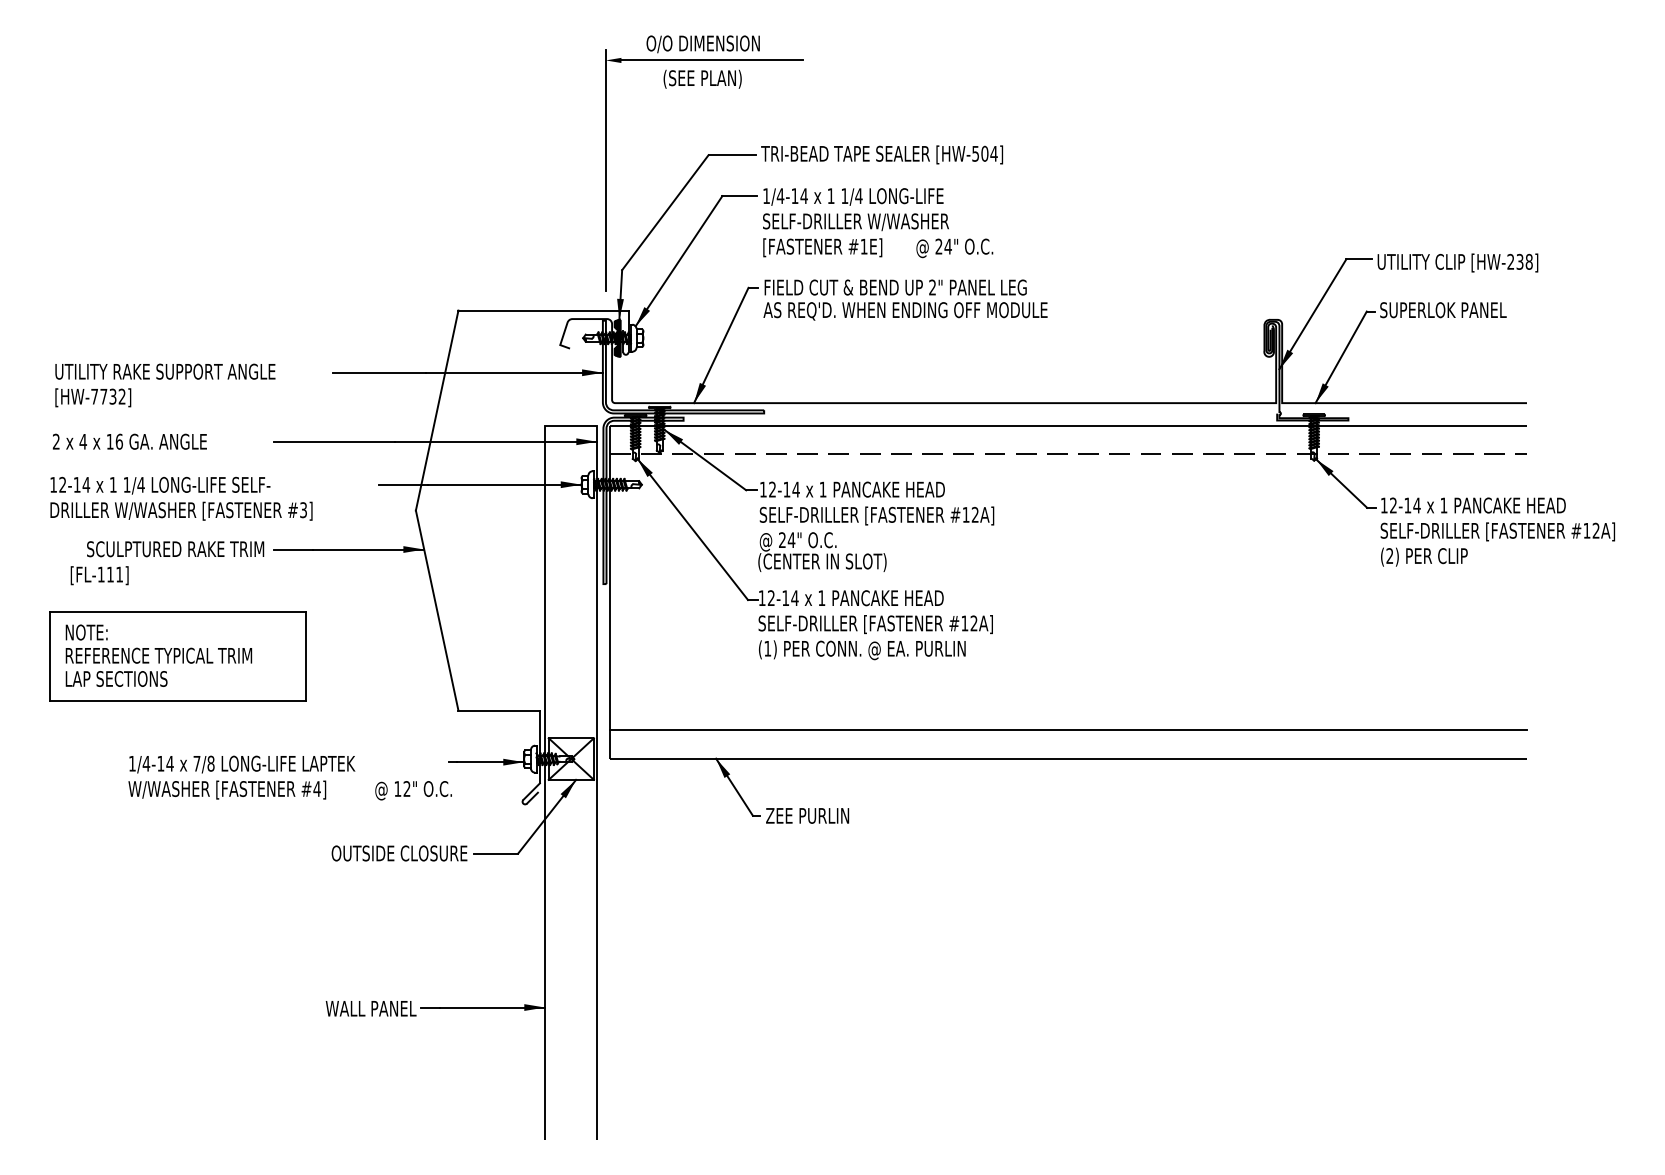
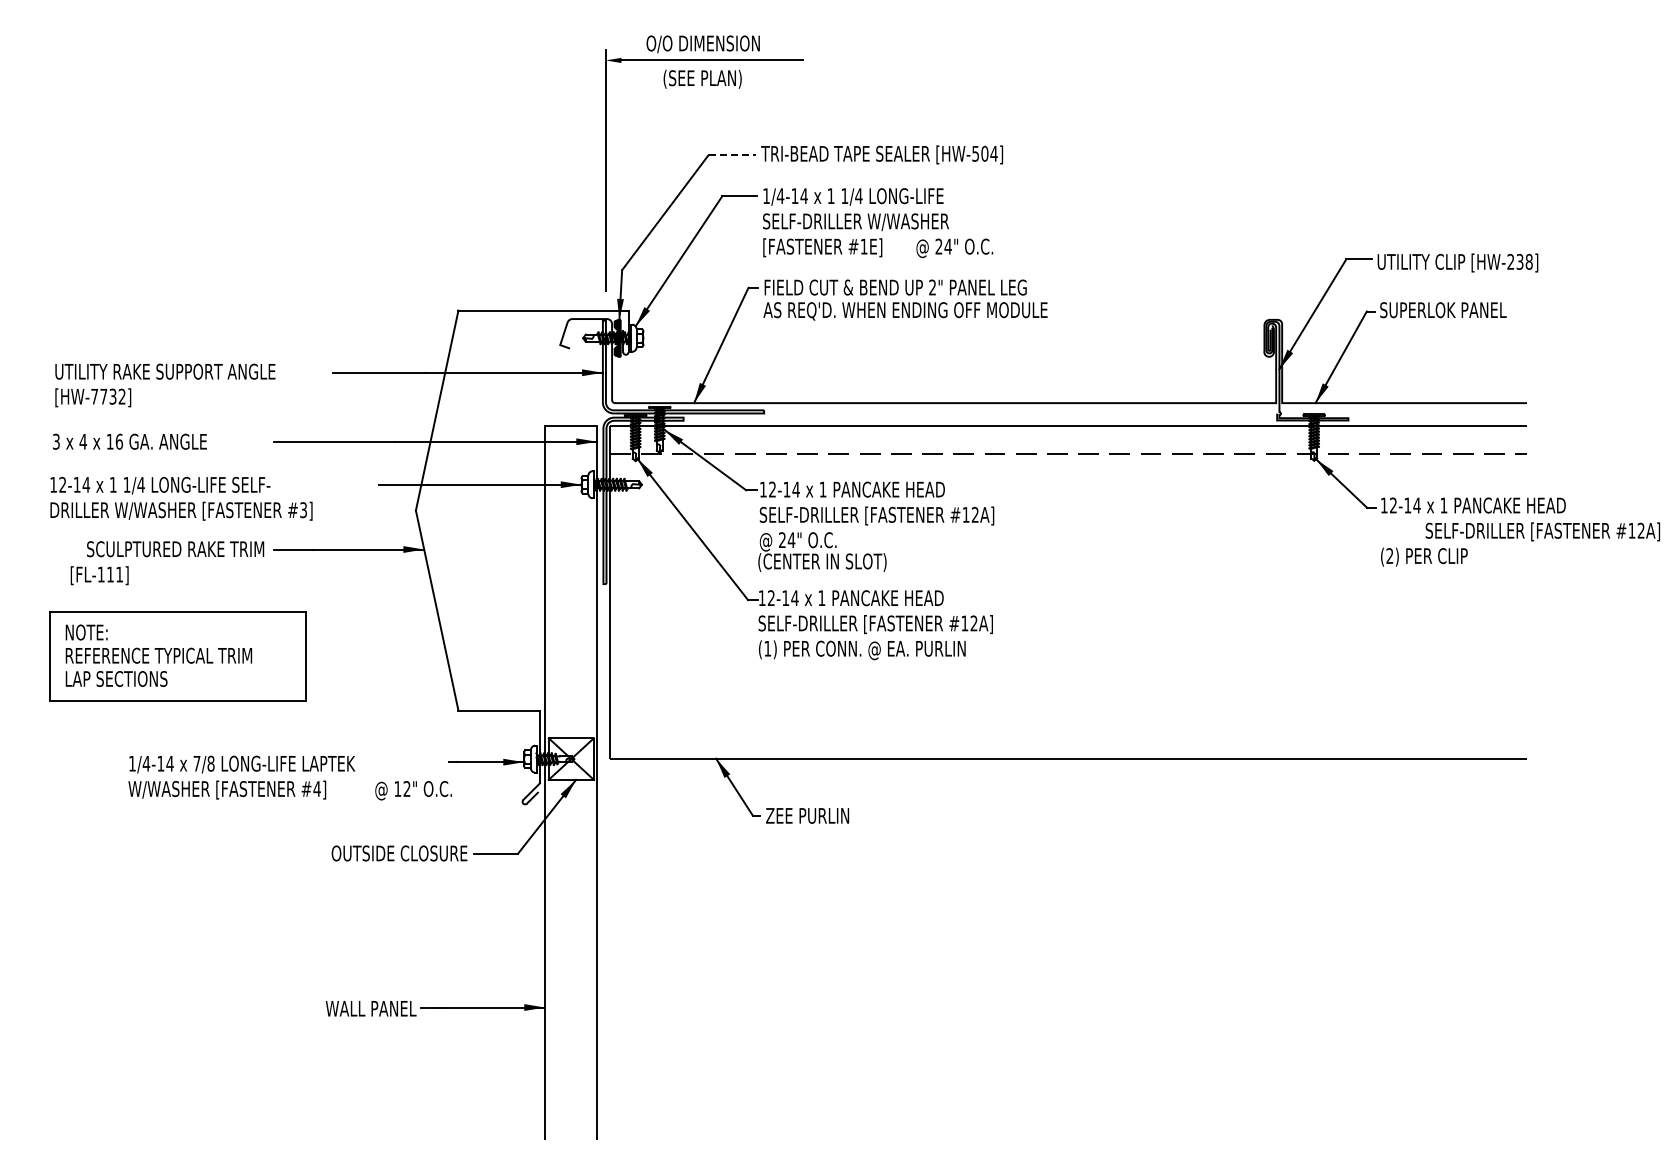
line: solid -> dashed (732, 155)
text: 2 -> 3 (56, 441)
text position: (1497, 531) -> (1542, 531) (1542, 531)
line: present -> none (1067, 729)
